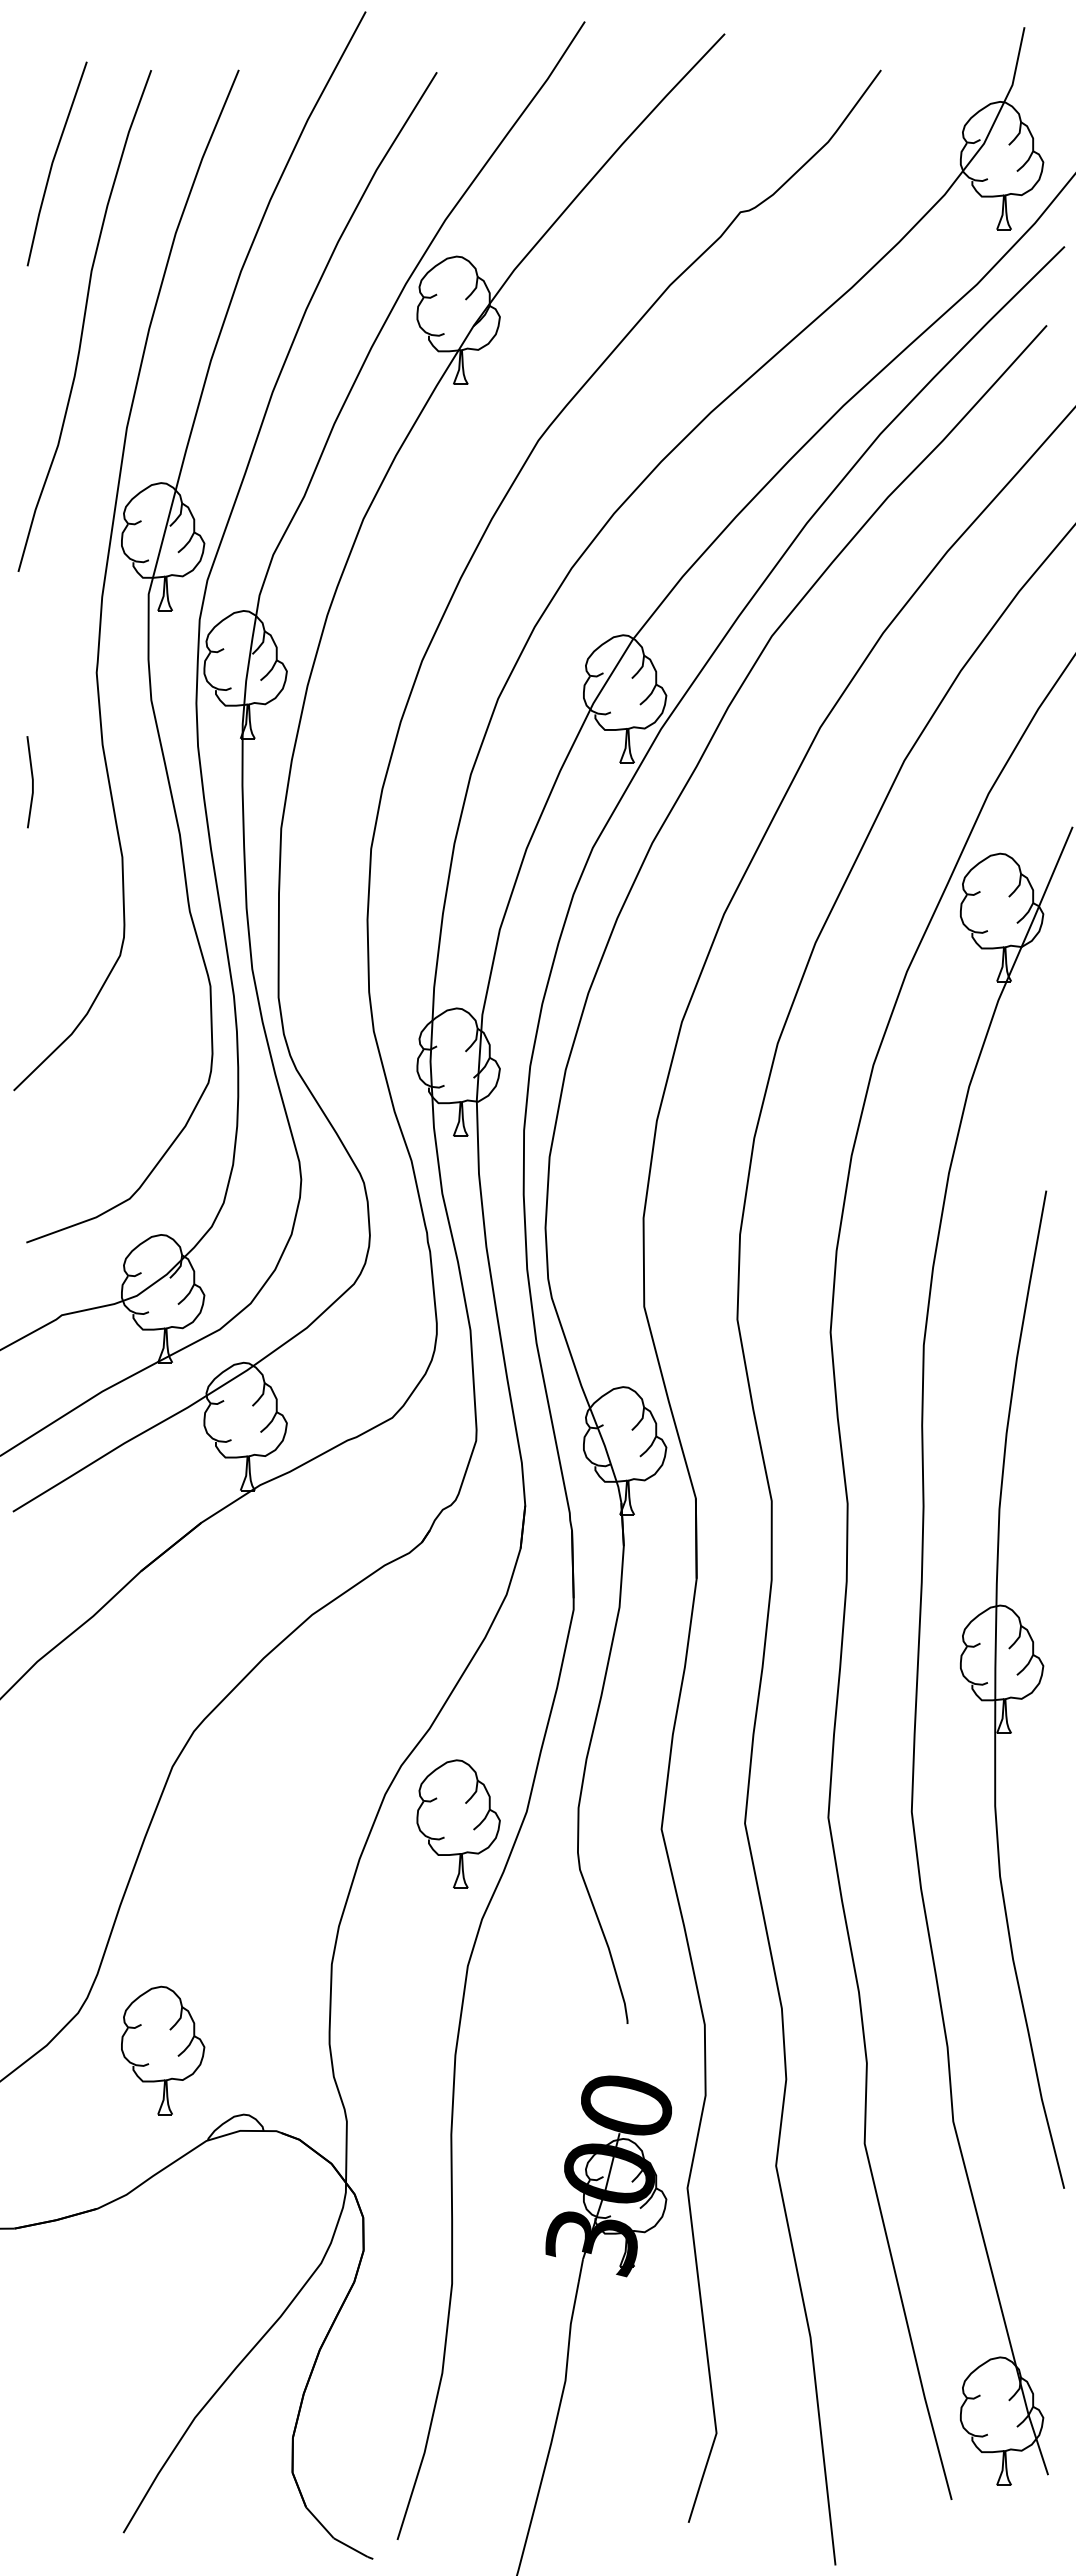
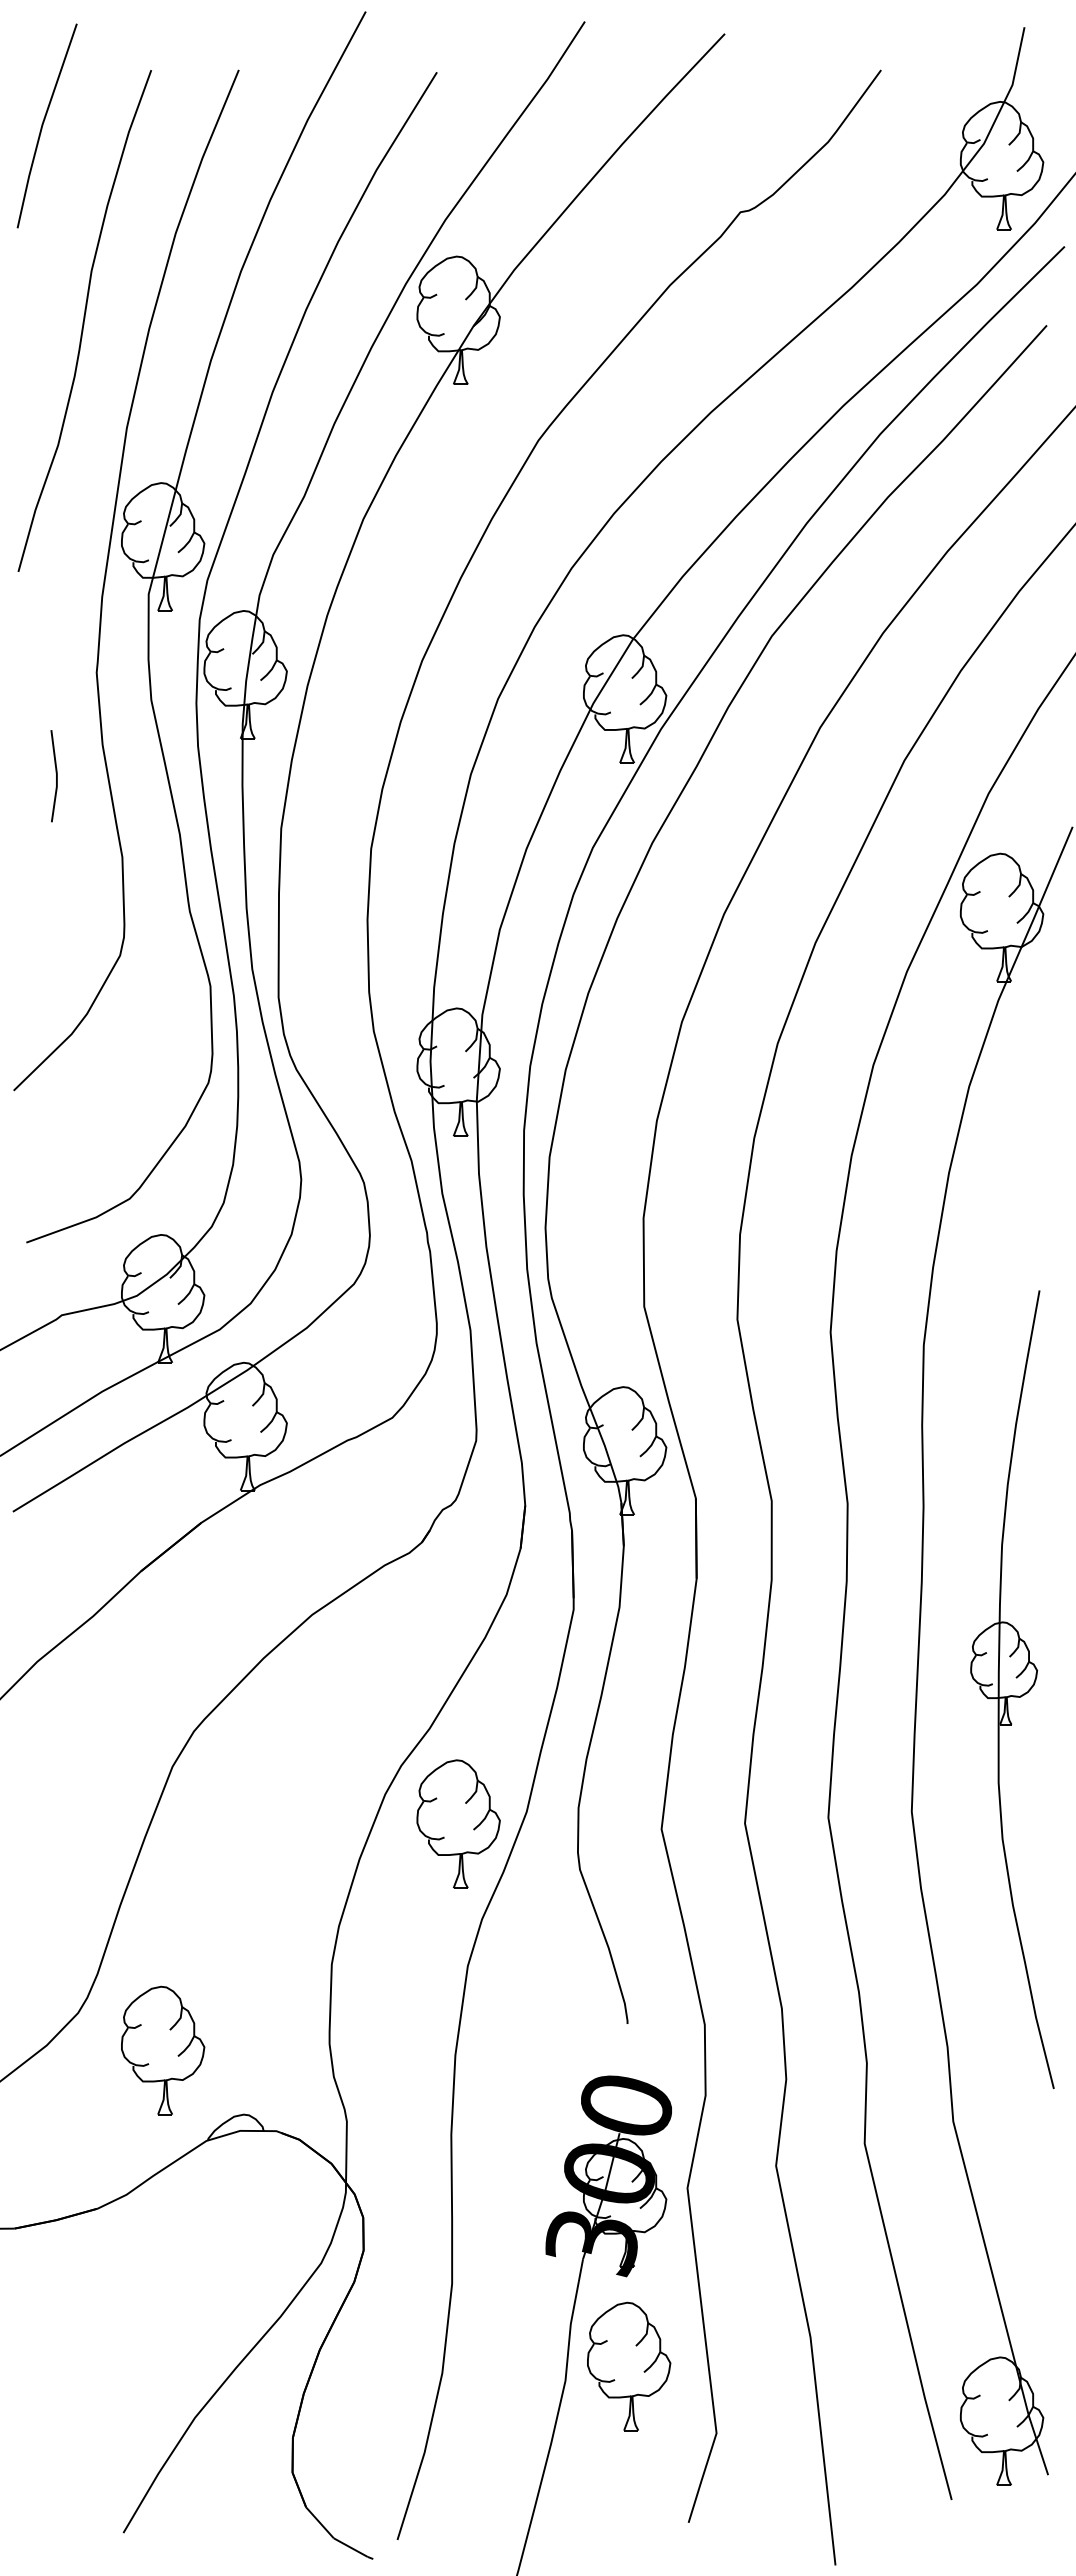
line position: (53, 163) -> (43, 125) (43, 125)
line position: (32, 782) -> (56, 776) (56, 776)
part size: 105x999 px -> 85x799 px (1012, 1689)
part: none -> present (629, 2366)
